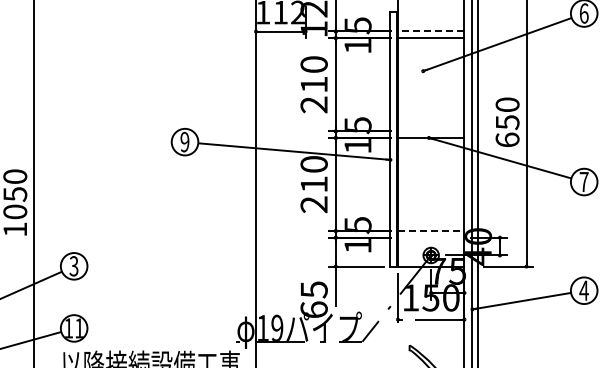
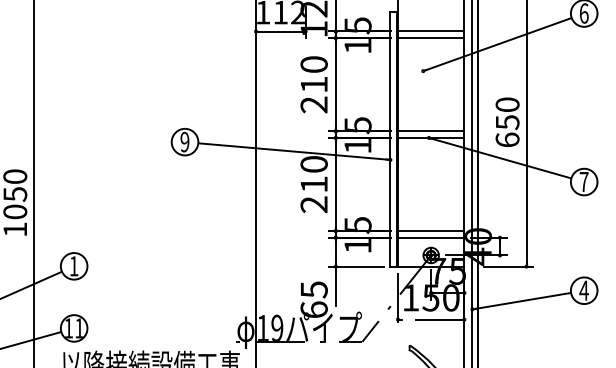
line: dashed -> solid (430, 31)
line: none -> present (430, 131)
line: dashed -> solid (431, 231)
line: none -> present (430, 237)
text: 3 -> 1 (73, 266)
